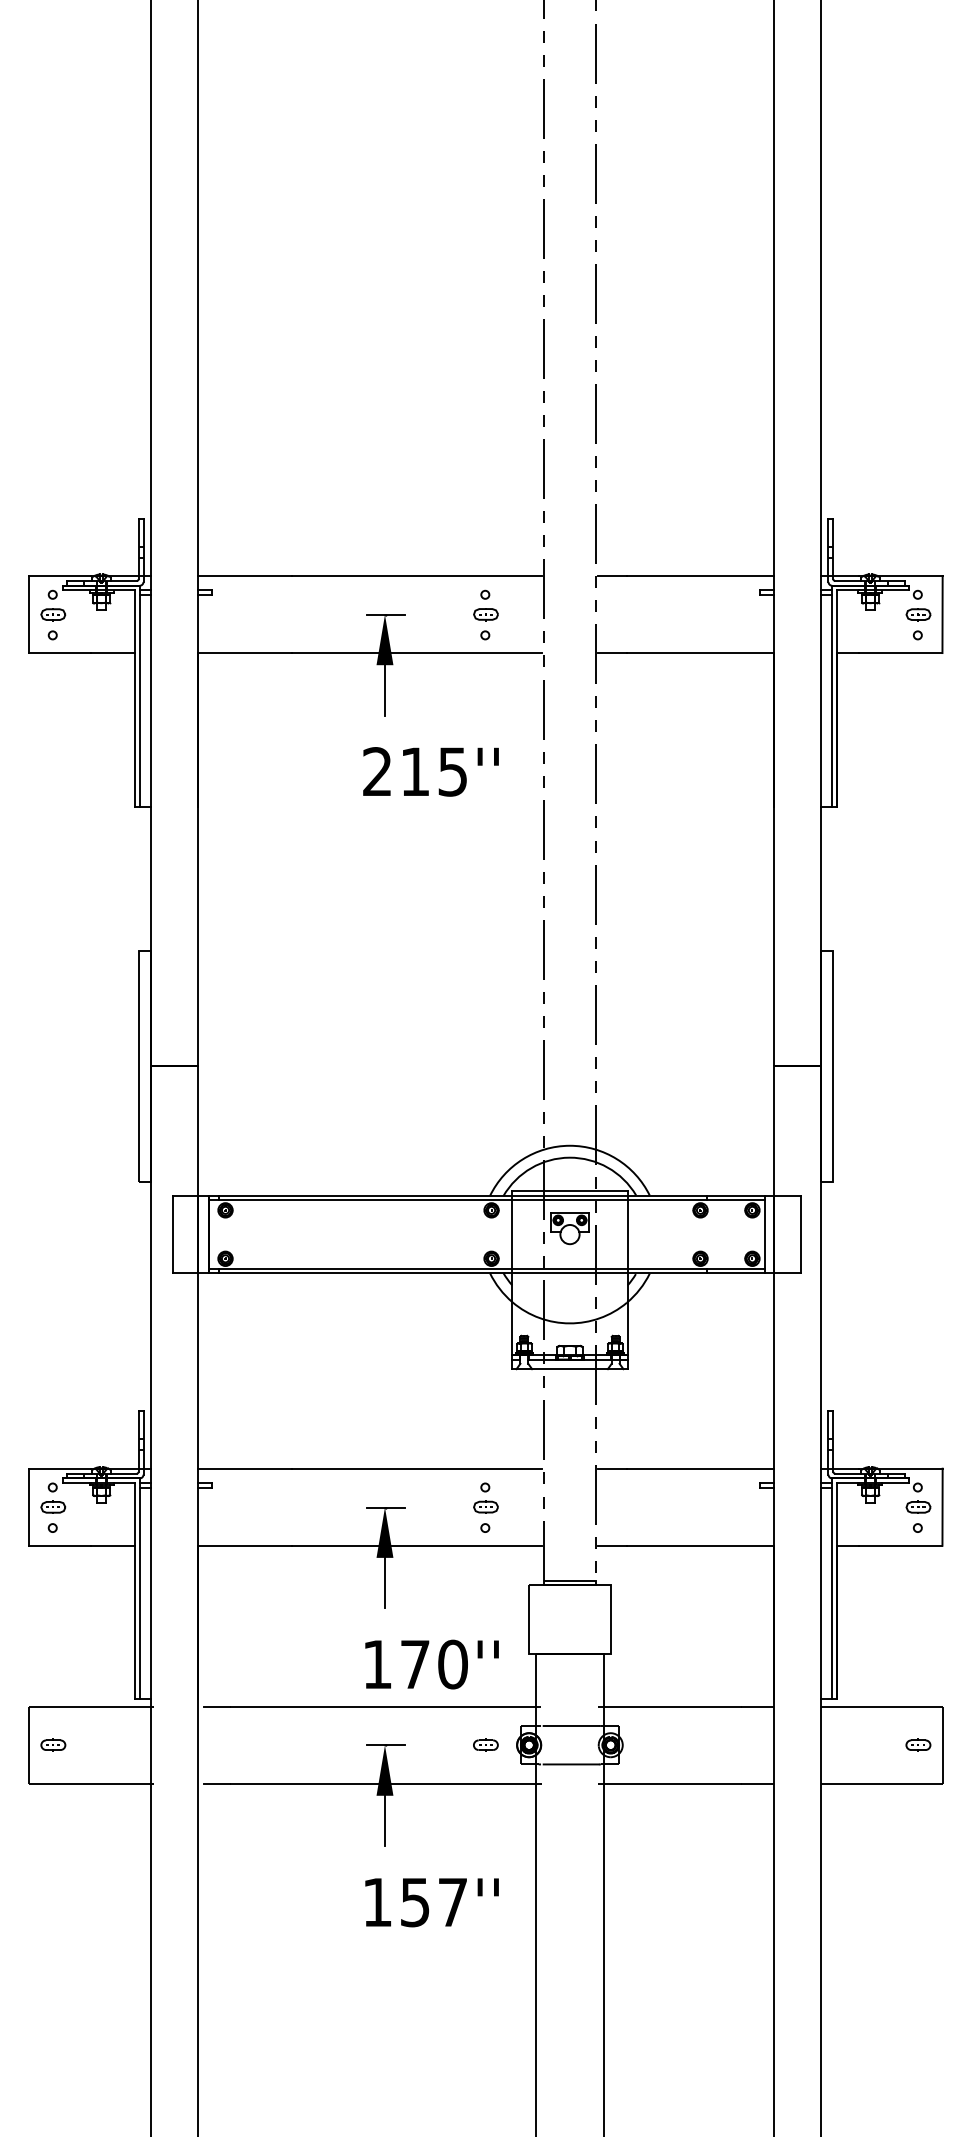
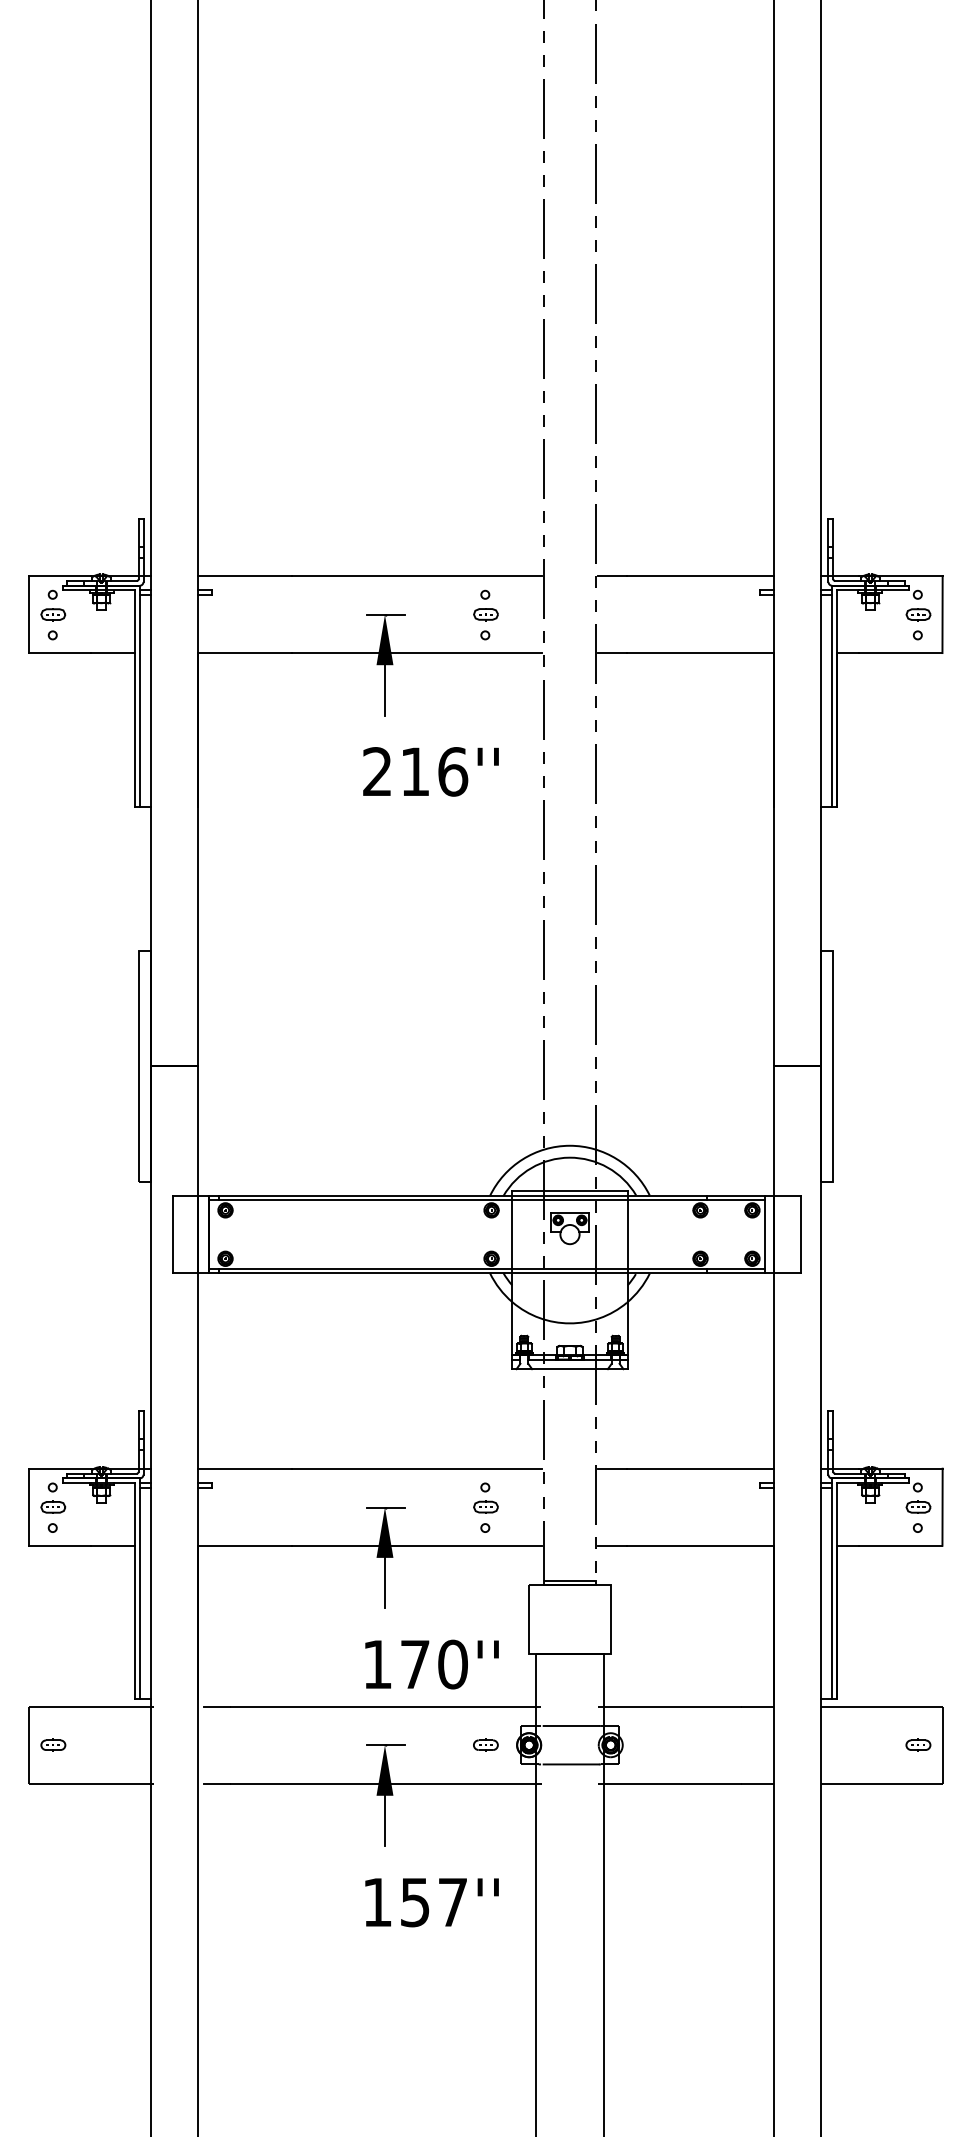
text: 215'' -> 216'' (453, 771)
